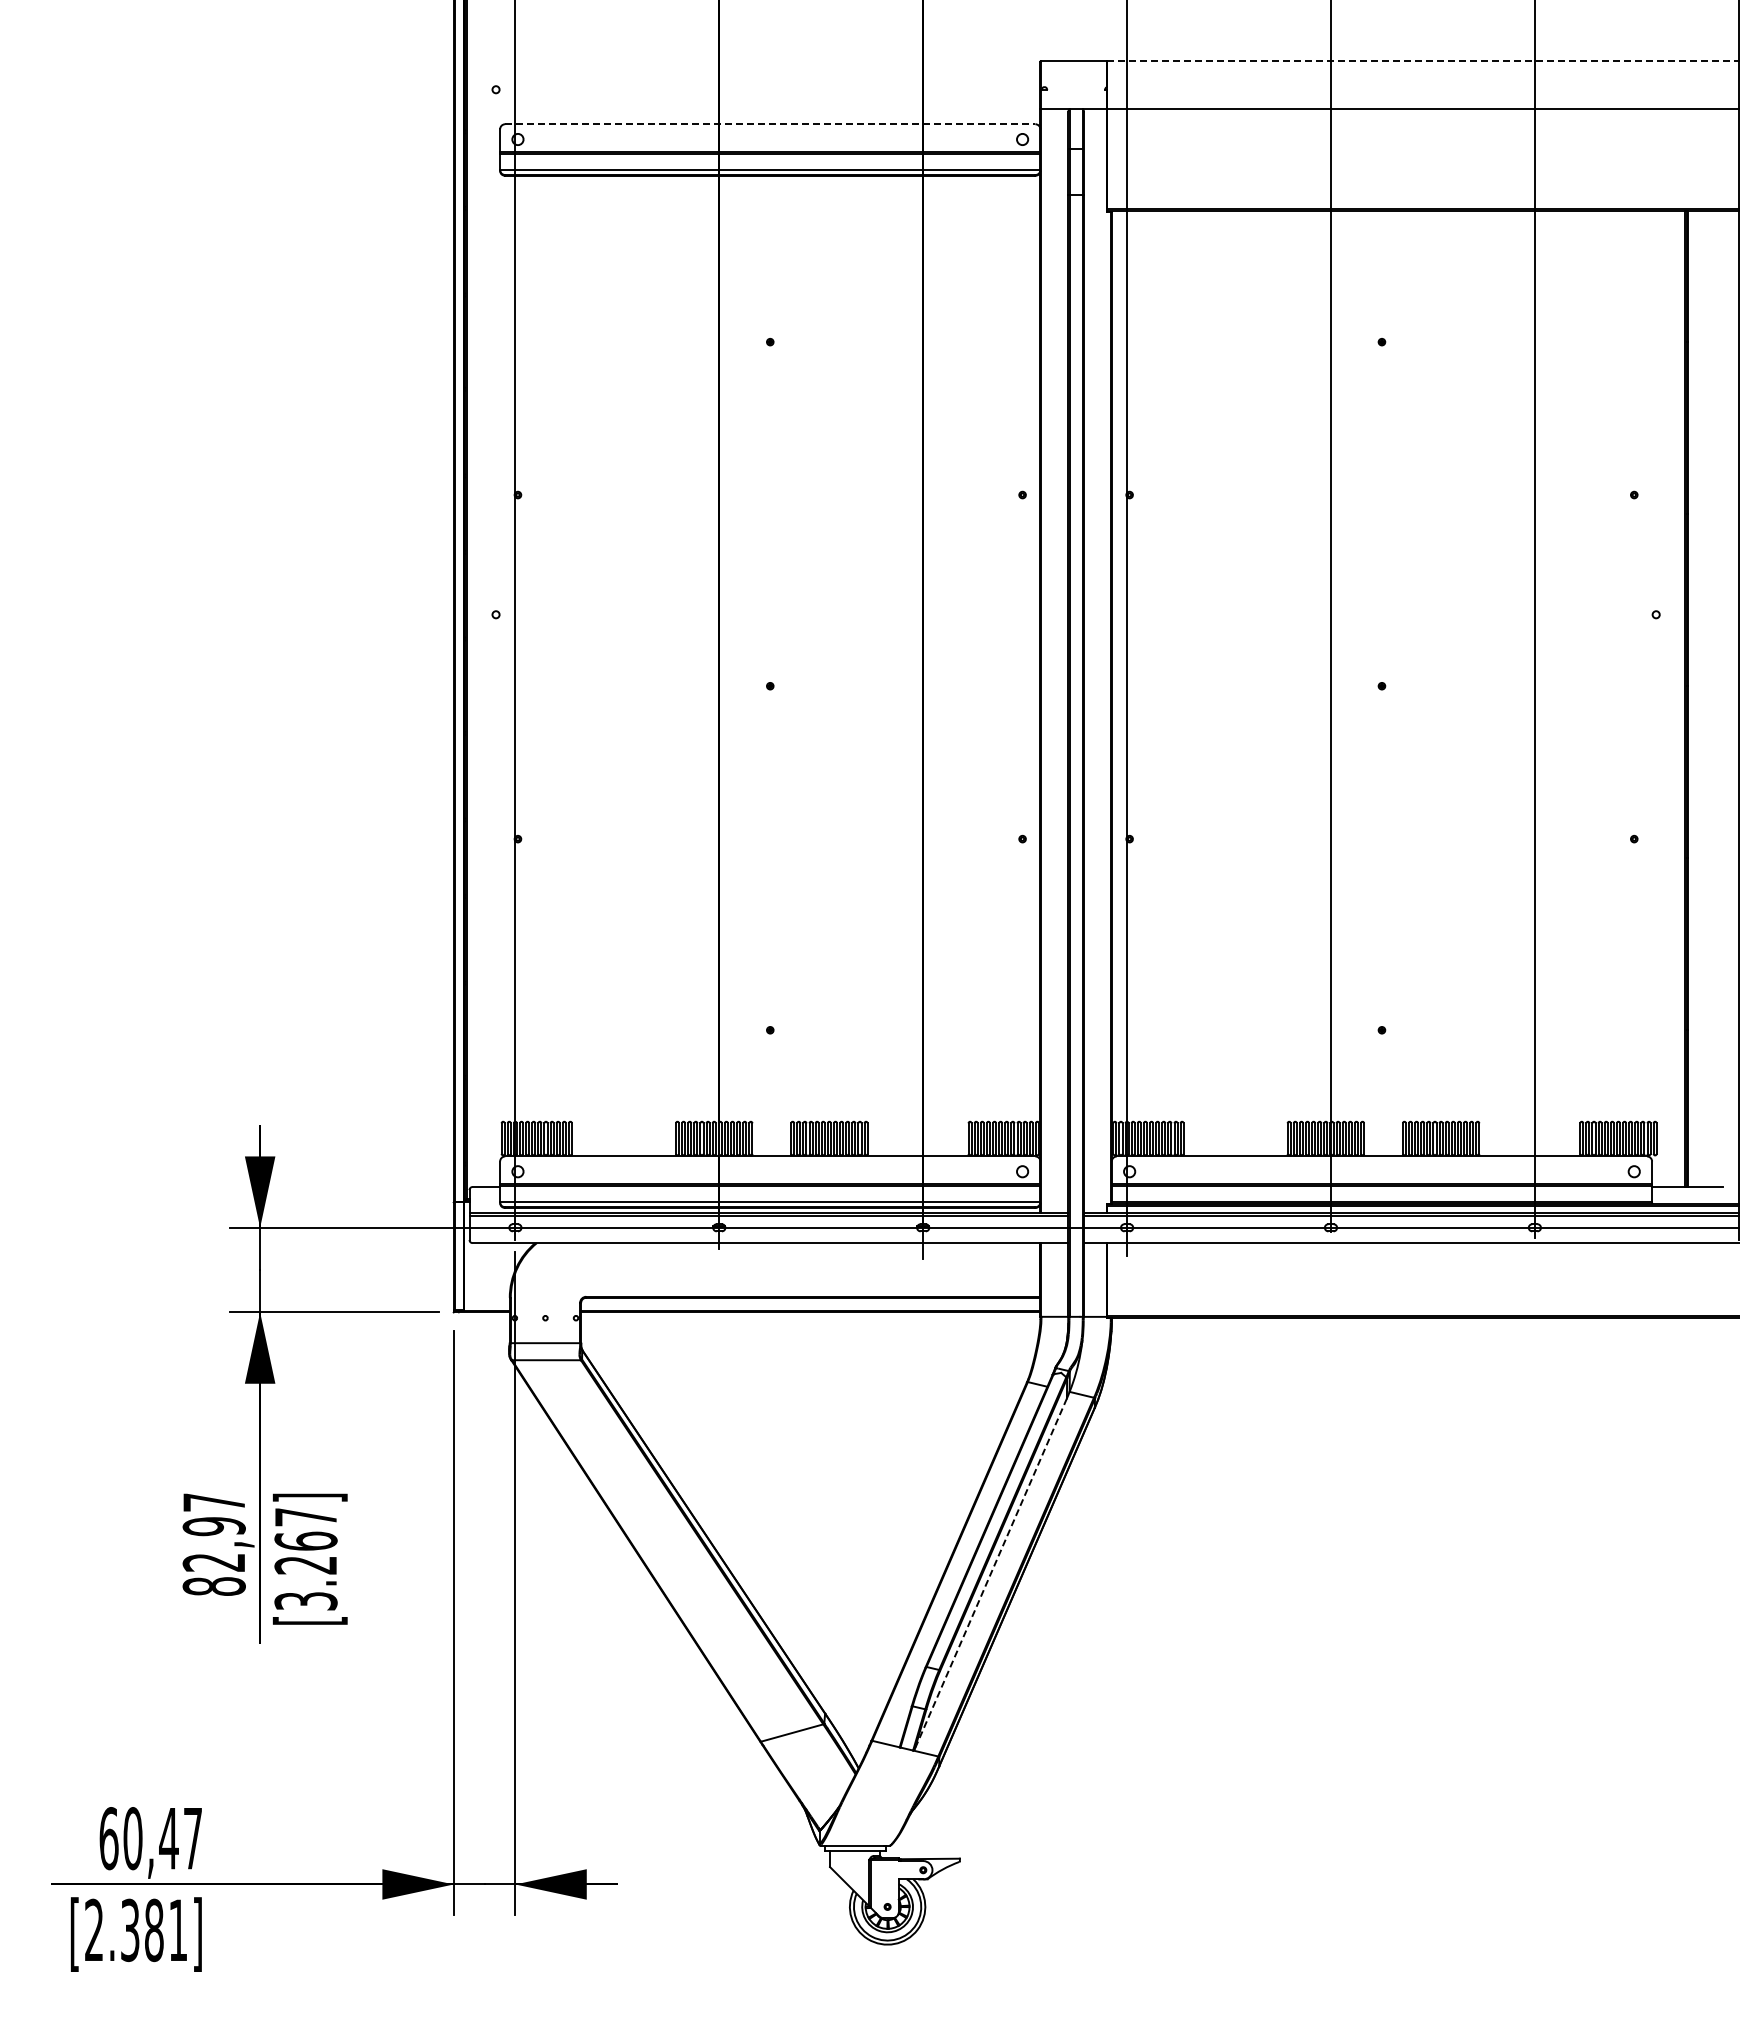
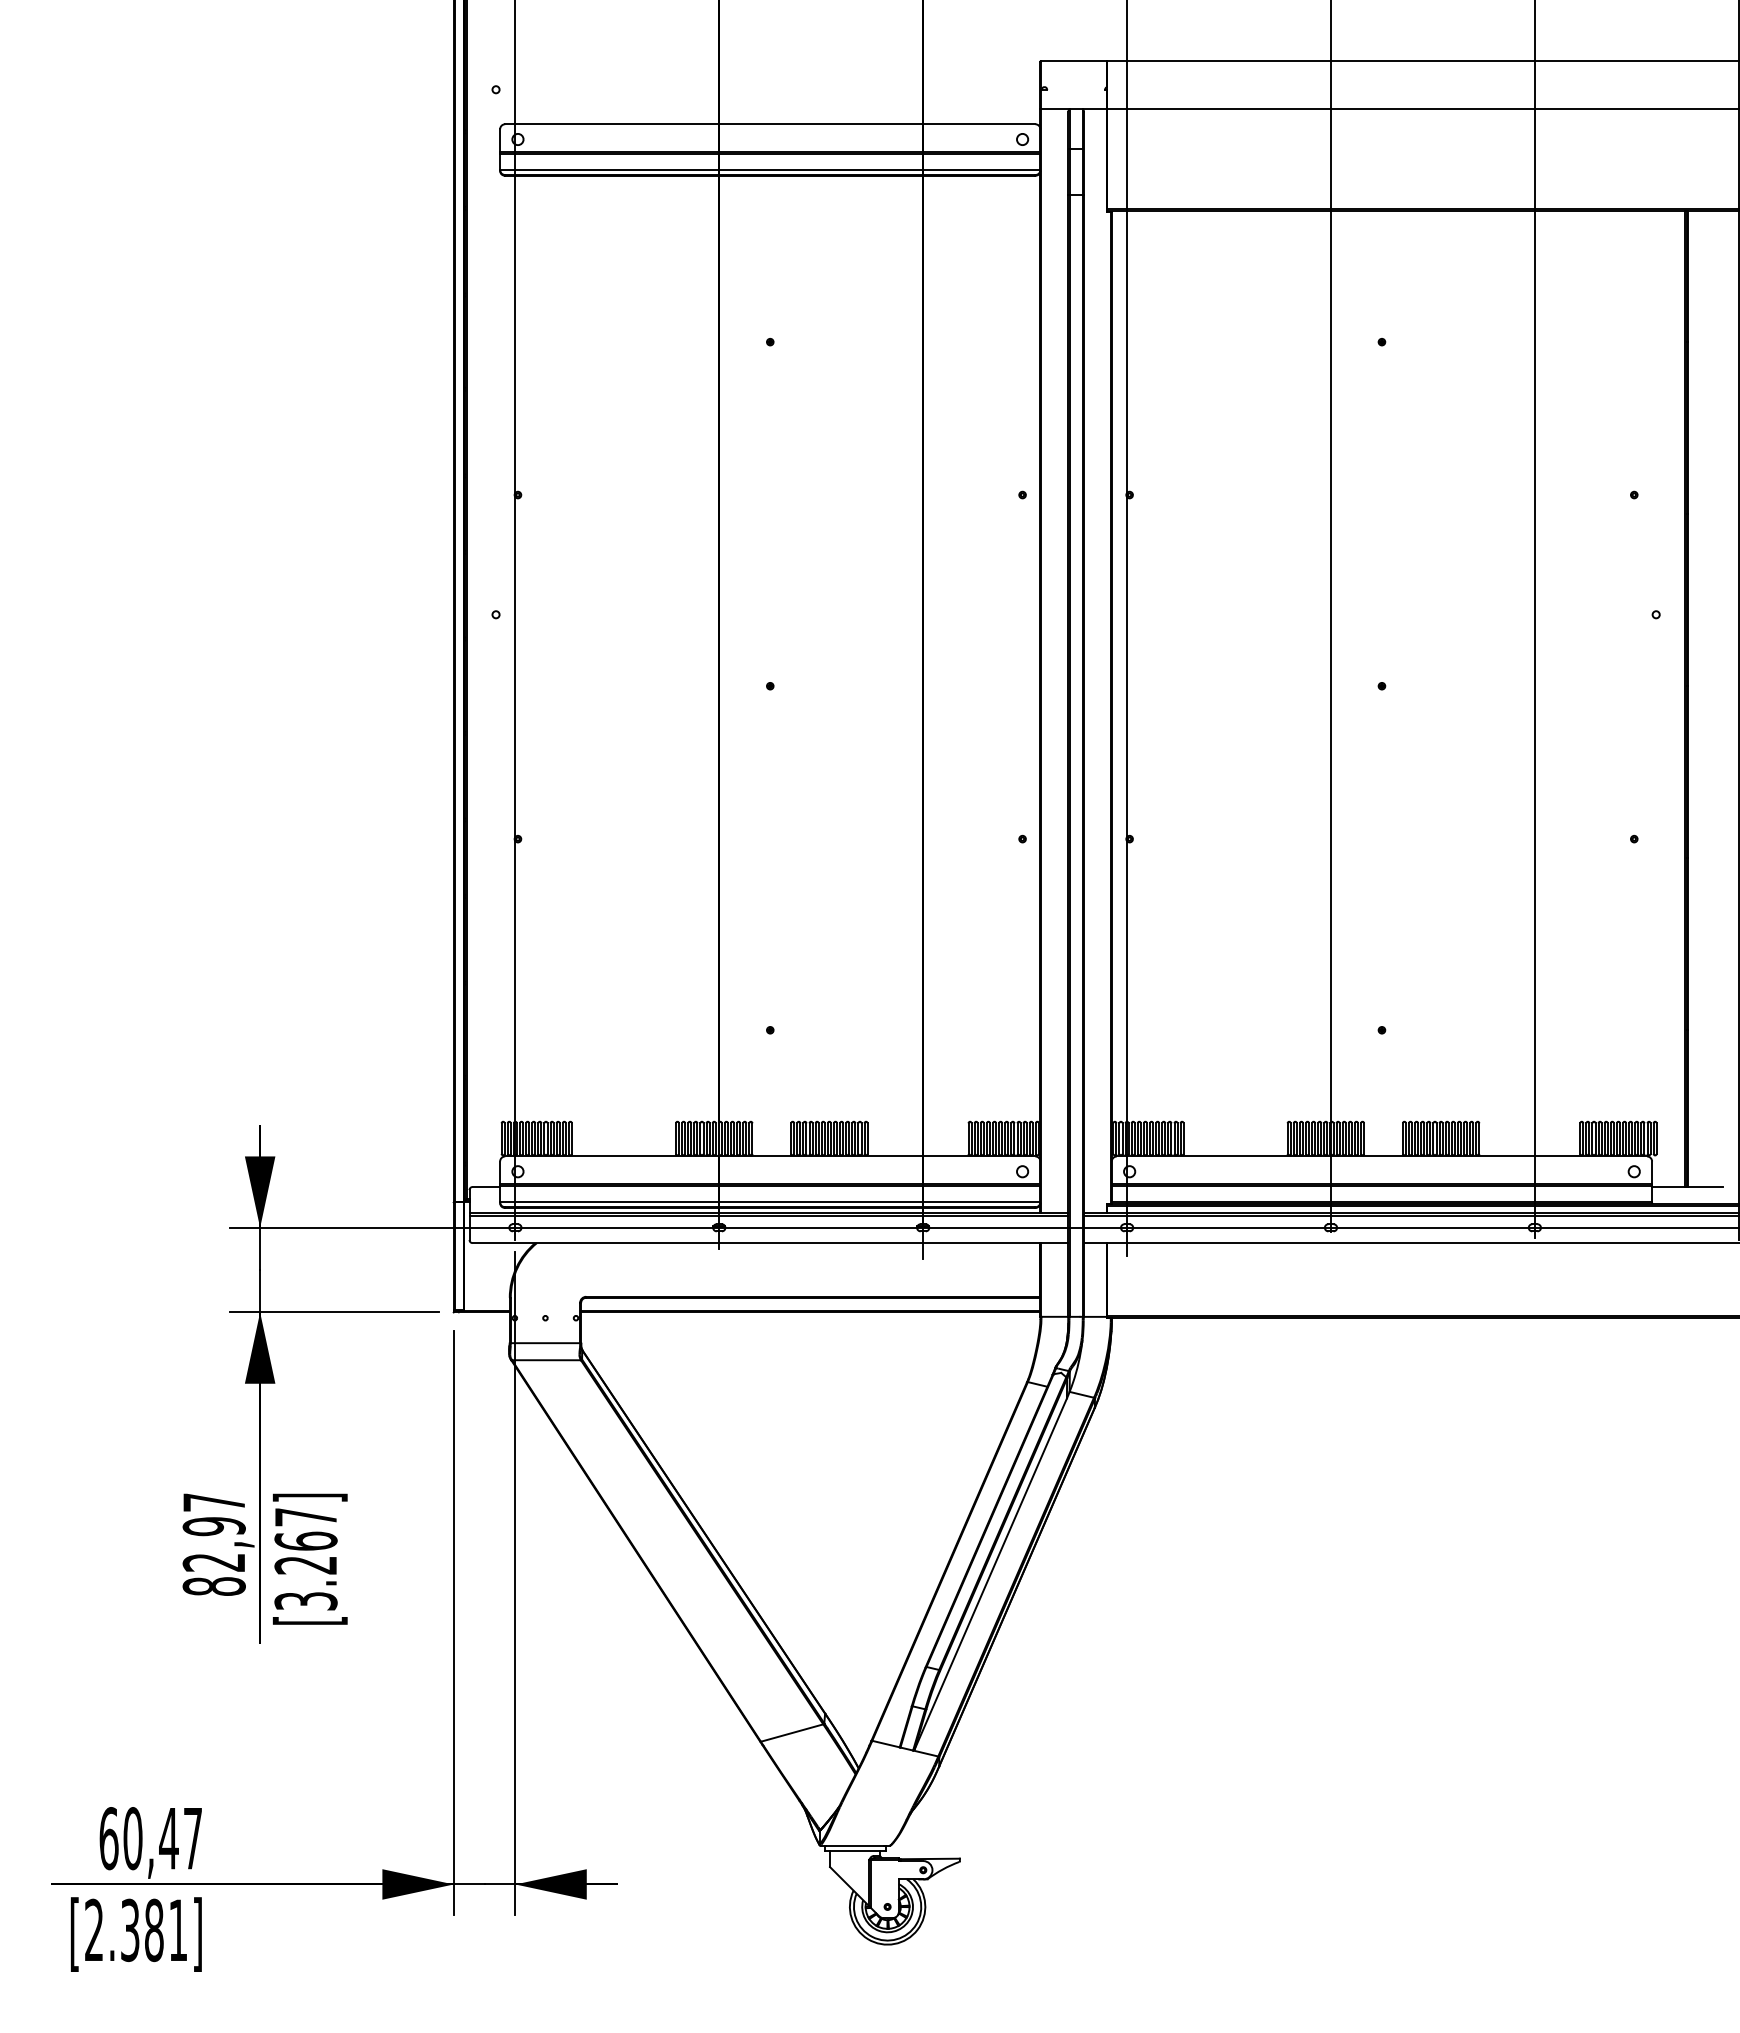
line: dashed -> solid (1423, 61)
line: dashed -> solid (770, 124)
line: dashed -> solid (990, 1574)
